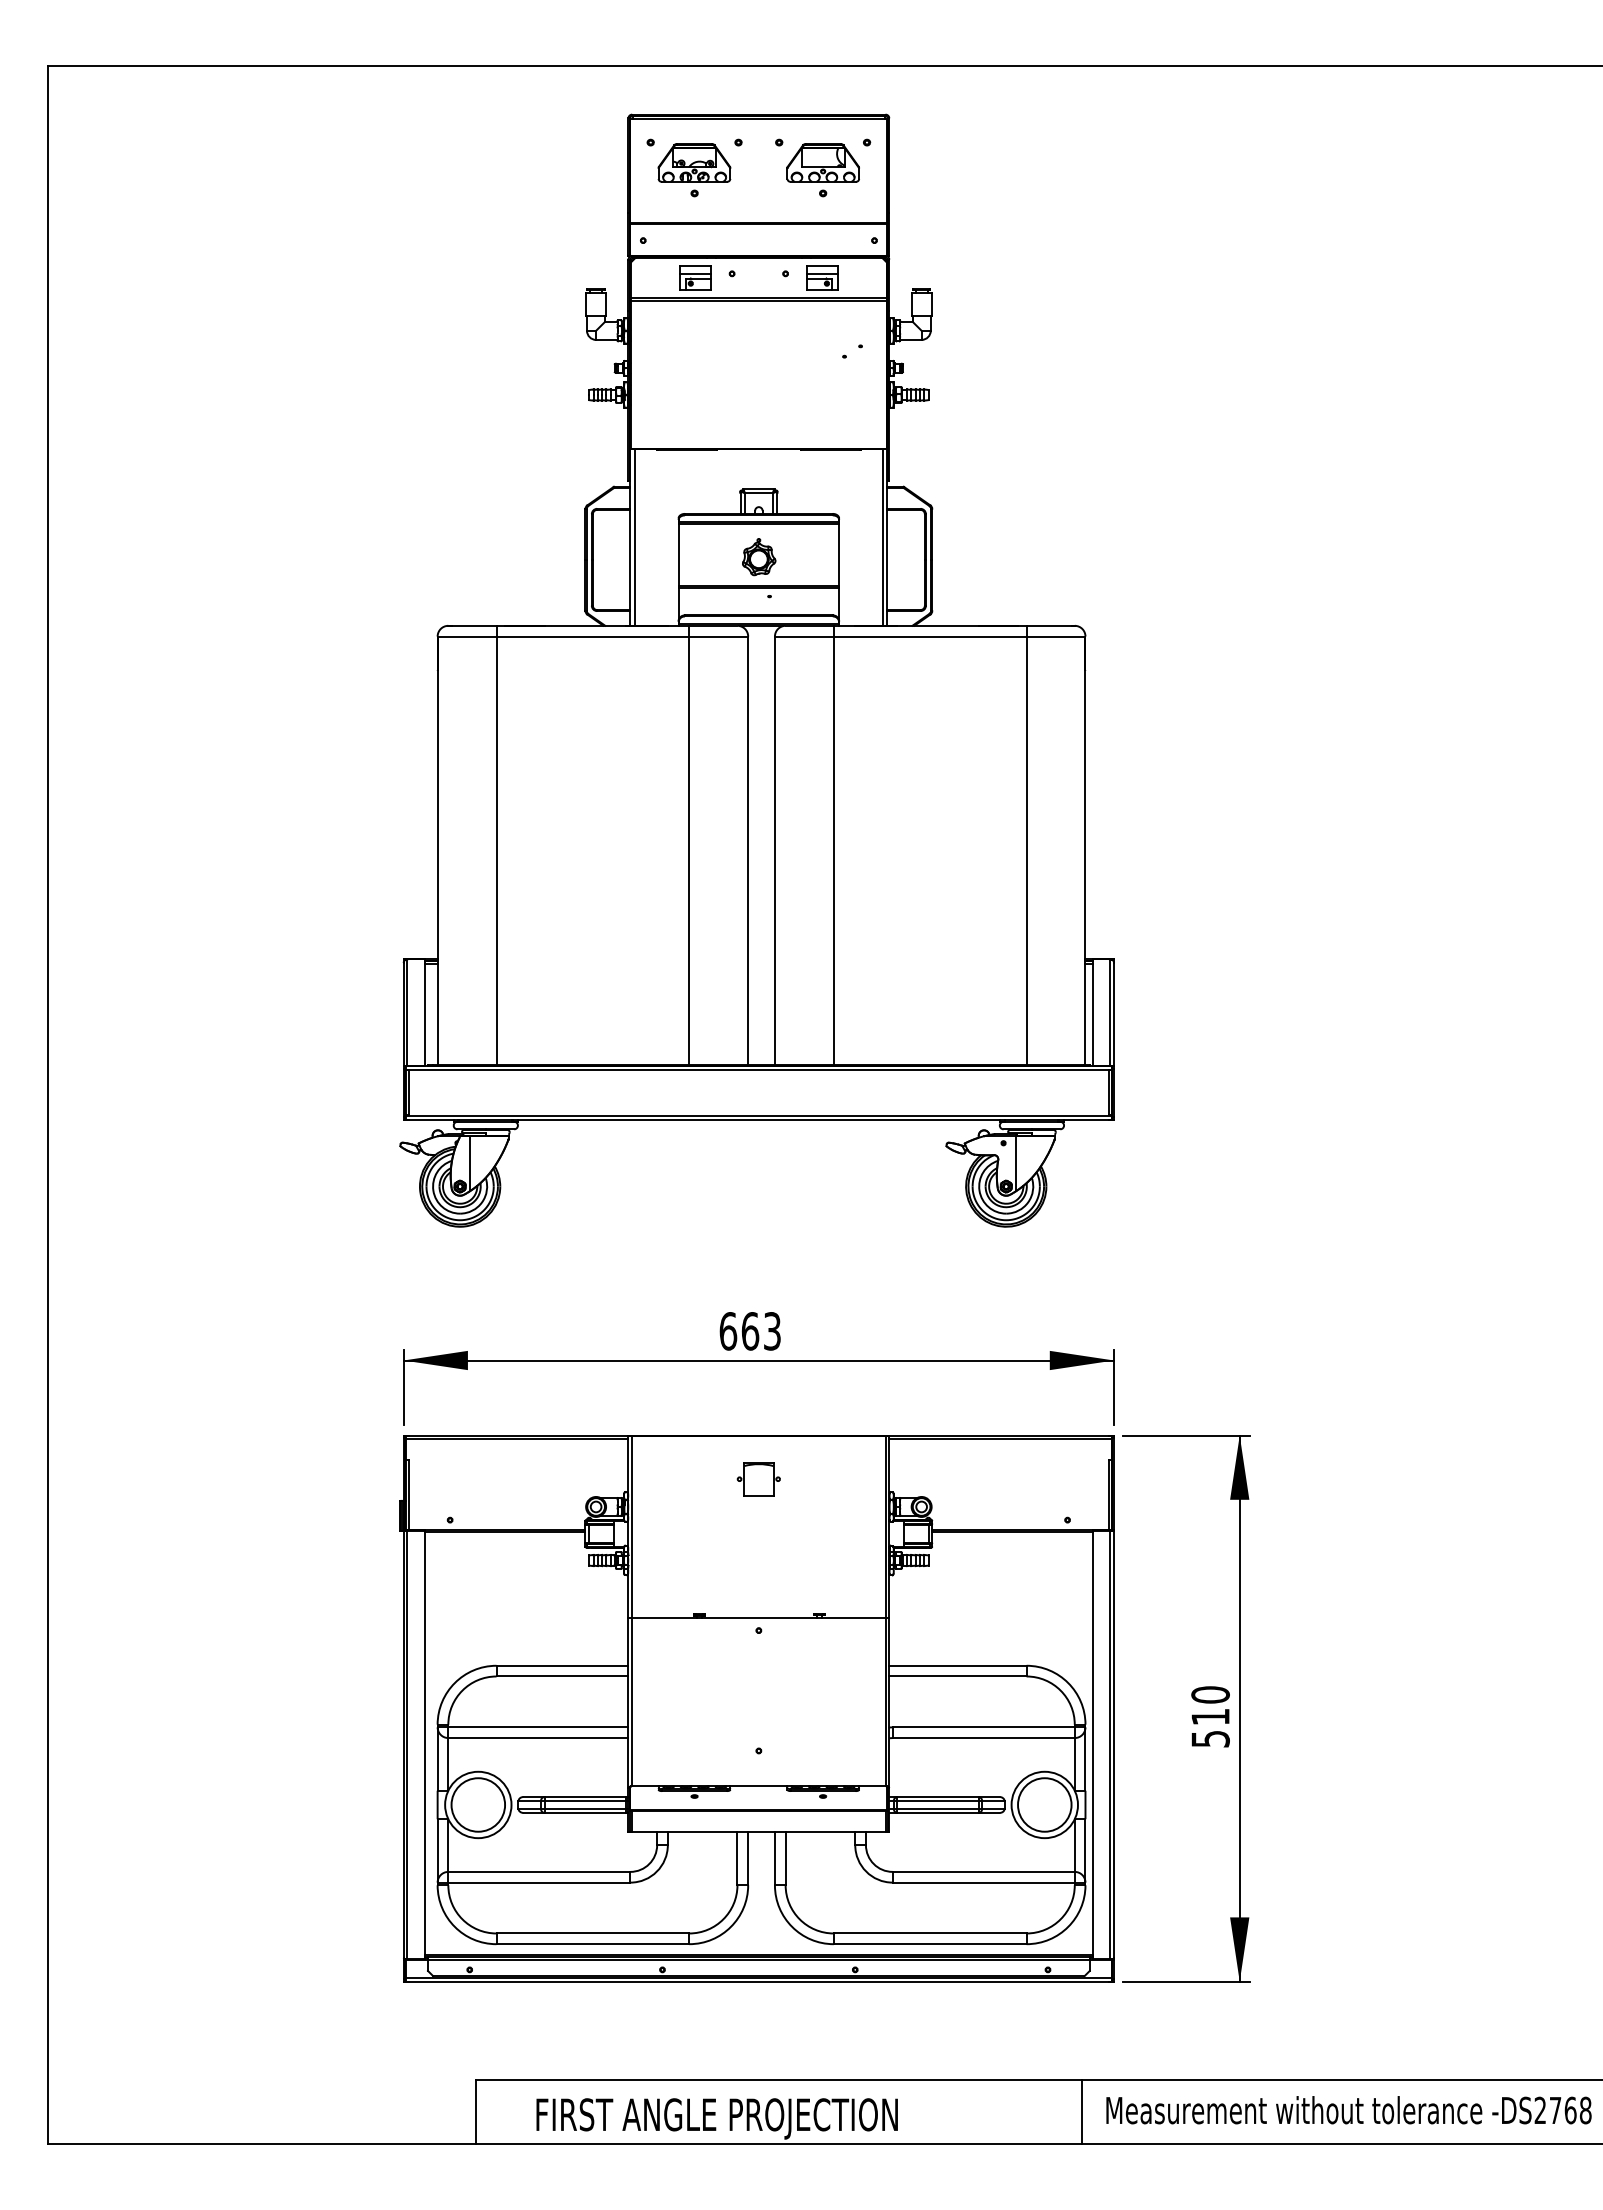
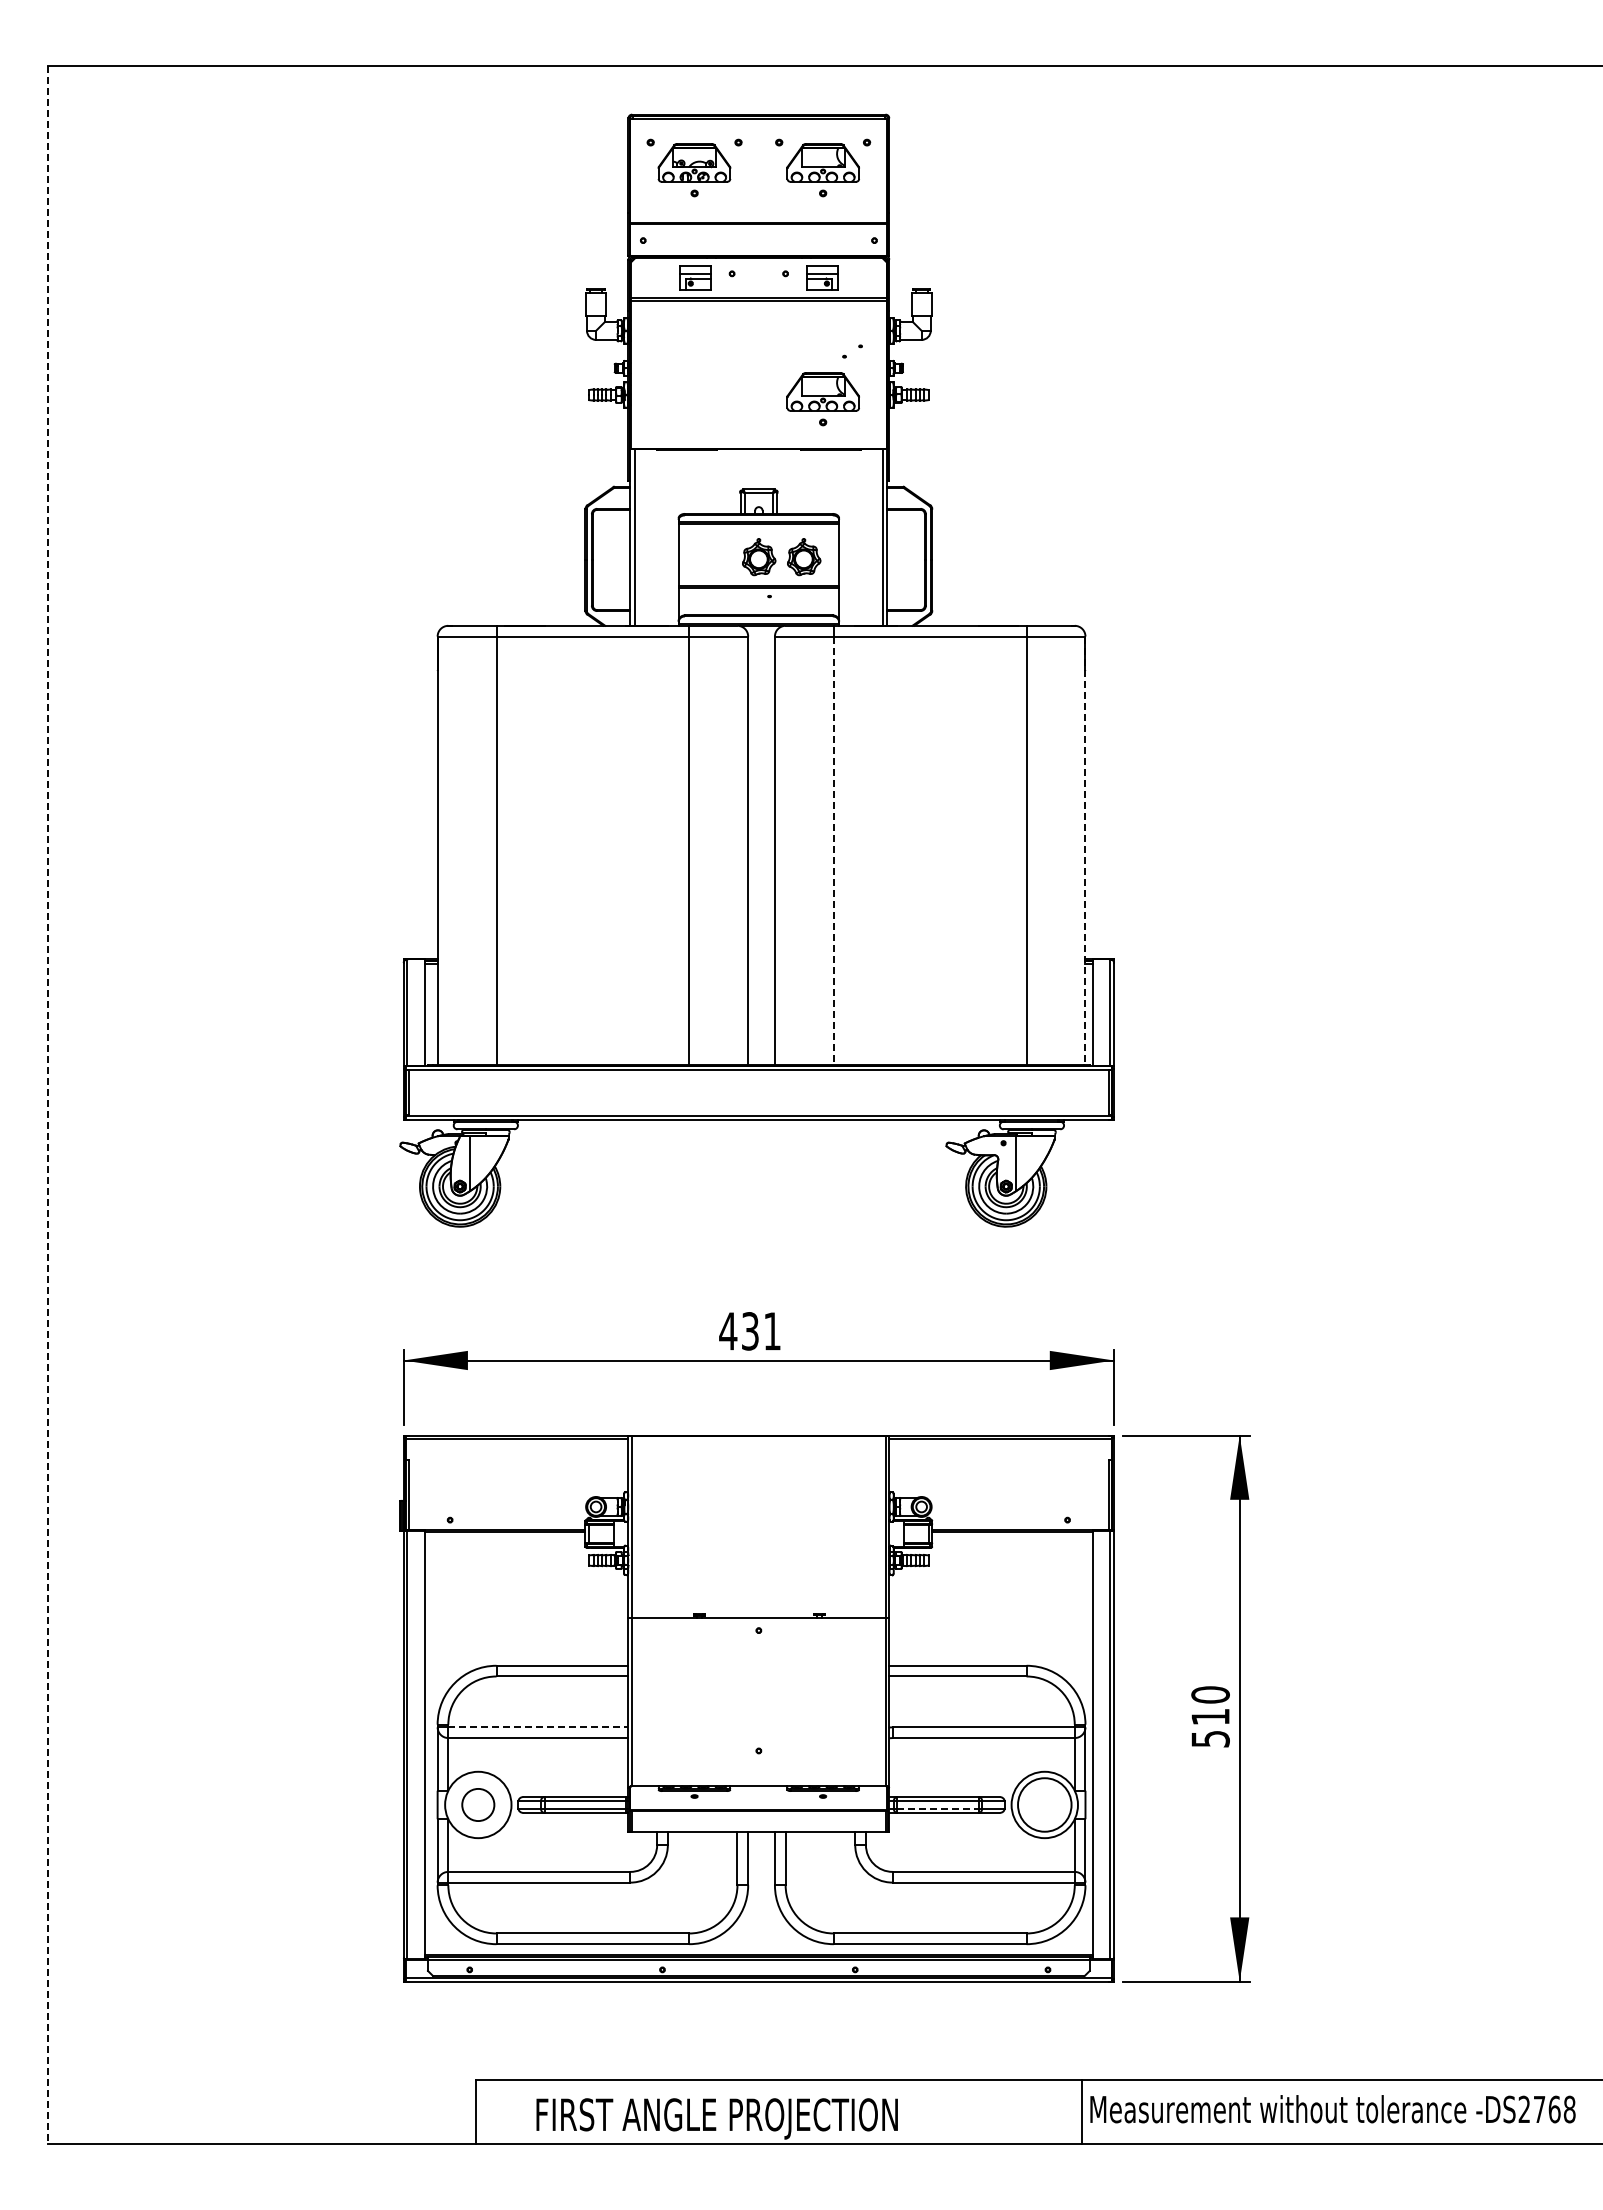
part: none -> present (822, 399)
part: none -> present (804, 557)
line: solid -> dashed (833, 851)
line: solid -> dashed (1085, 851)
line: solid -> dashed (48, 1104)
text: 663 -> 431 (749, 1331)
part: present -> none (758, 1479)
line: solid -> dashed (538, 1727)
circle diameter: 54 px -> 32 px (478, 1804)
line: solid -> dashed (937, 1808)
text position: (1348, 2110) -> (1332, 2109) (1332, 2109)
